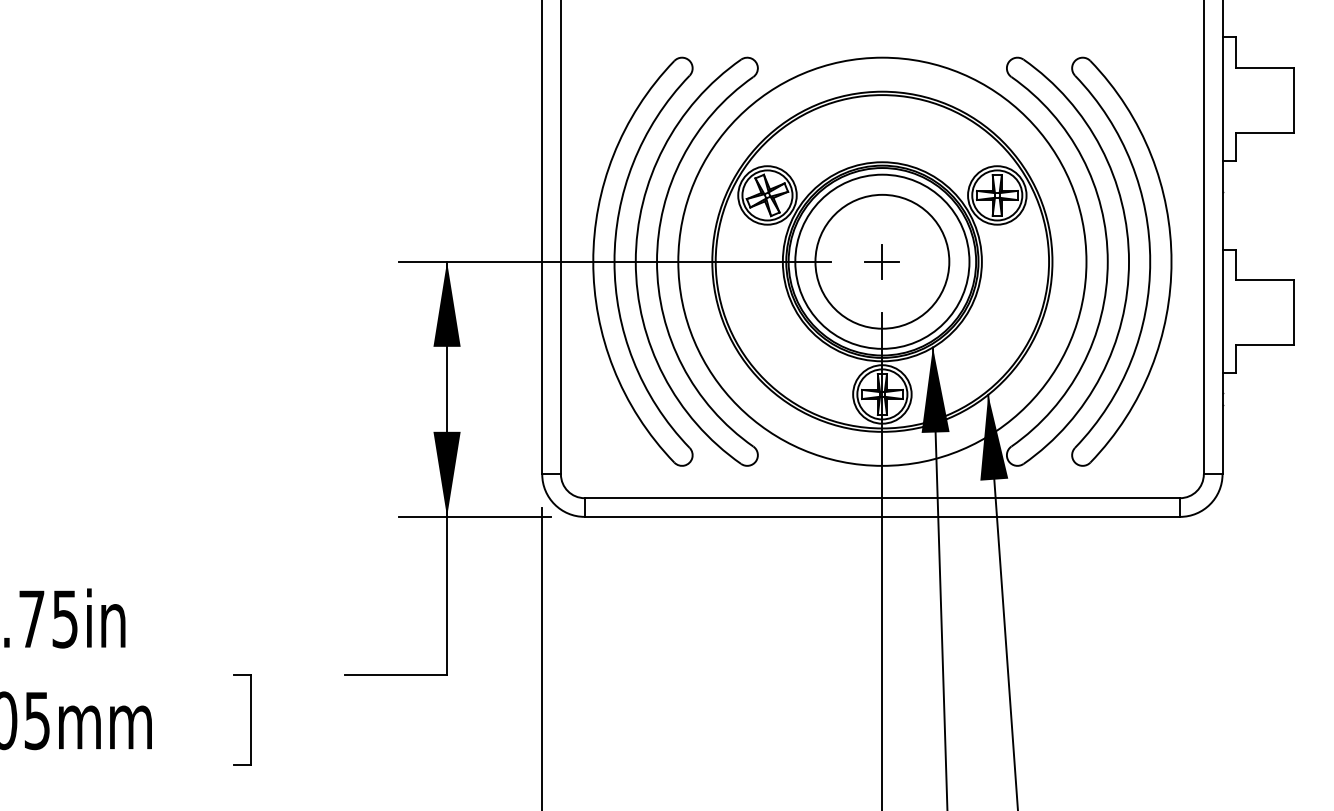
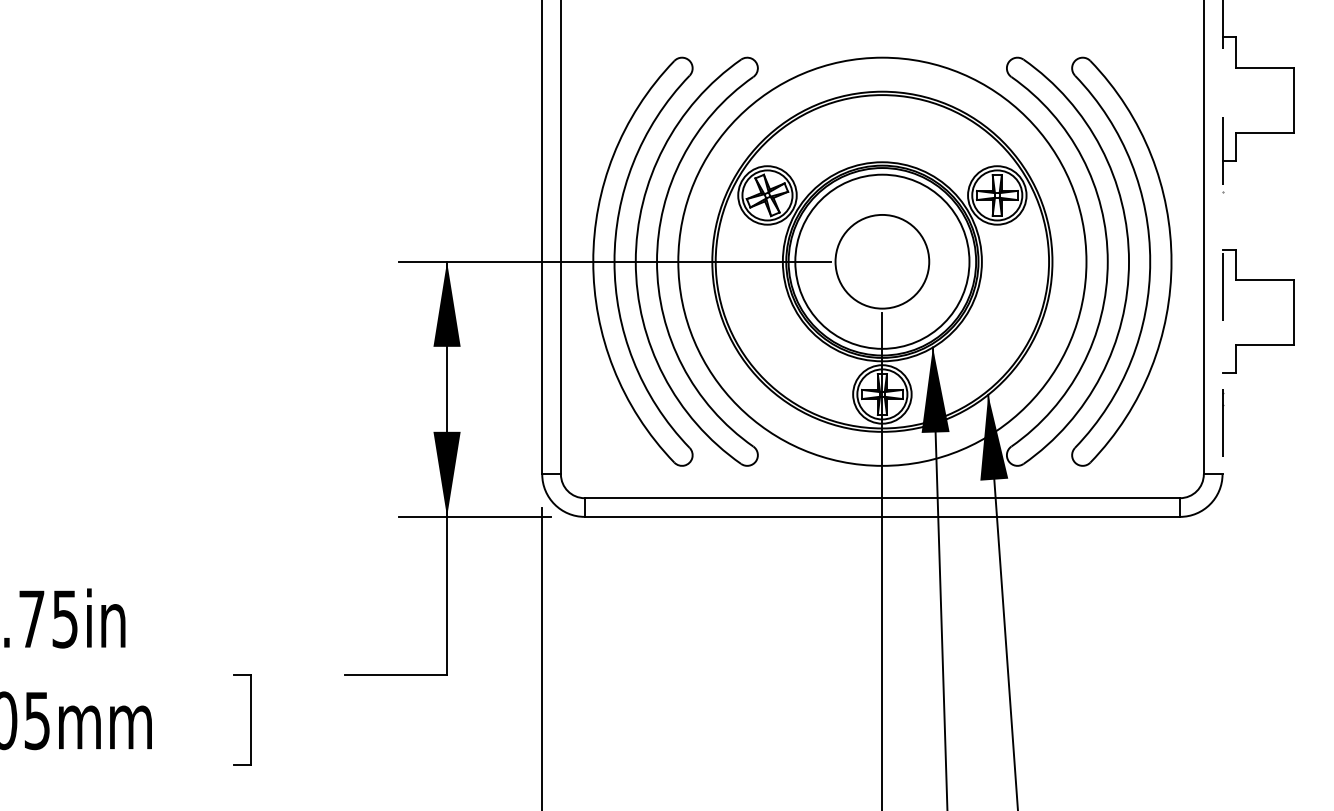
line: solid -> dashed (1222, 237)
part: present -> none (881, 261)
circle diameter: 134 px -> 94 px (882, 261)
